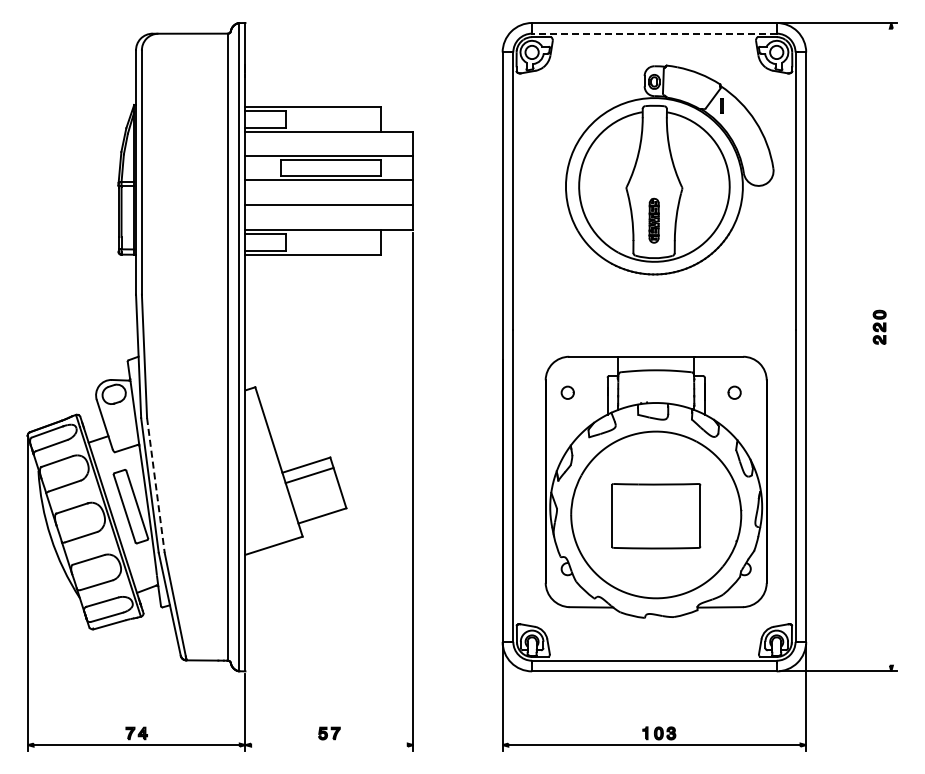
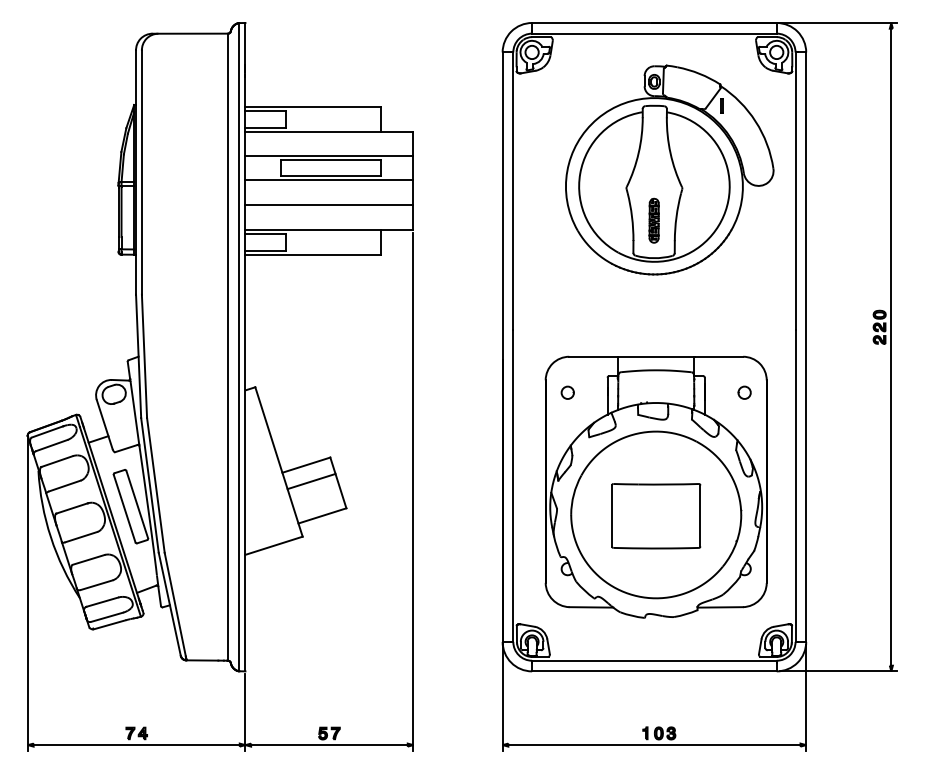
line: dashed -> solid (653, 33)
line: none -> present (891, 346)
circle position: (734, 392) -> (744, 392) (744, 392)
line position: (309, 475) -> (311, 481) (311, 481)
line: dashed -> solid (155, 485)
line: none -> present (329, 745)
